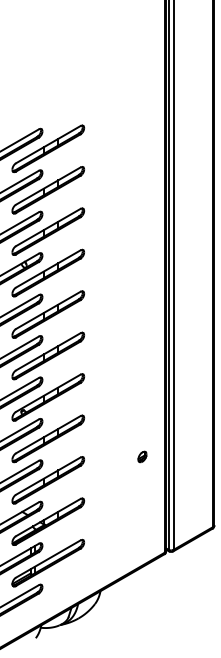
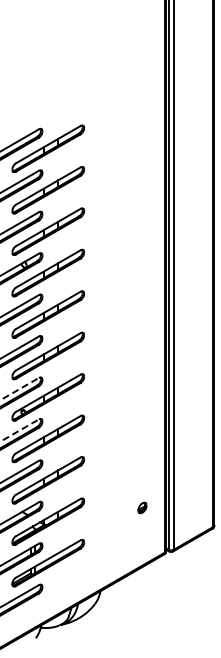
line: solid -> dashed (19, 388)
line: solid -> dashed (19, 430)
part position: (142, 456) -> (142, 507) (142, 507)
